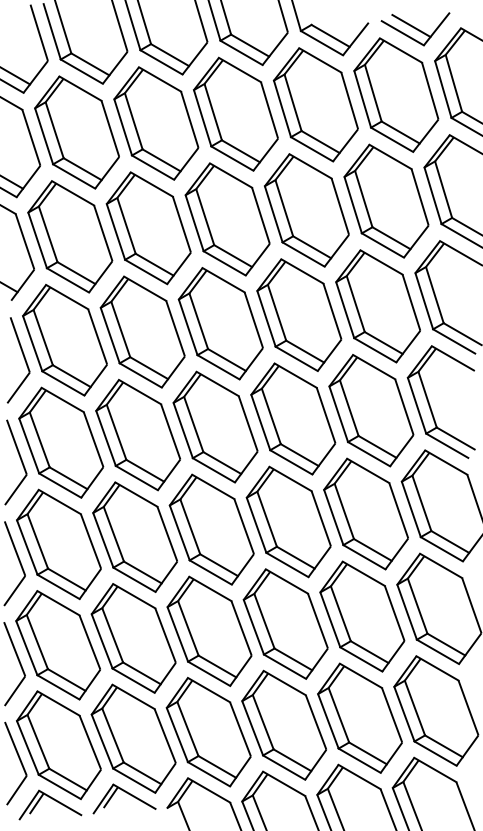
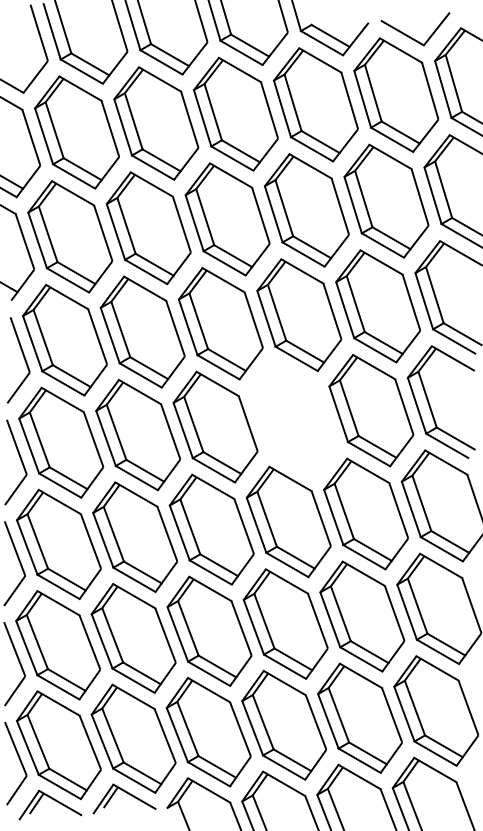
line: present -> none (411, 25)
line: present -> none (16, 76)
part: present -> none (293, 418)
